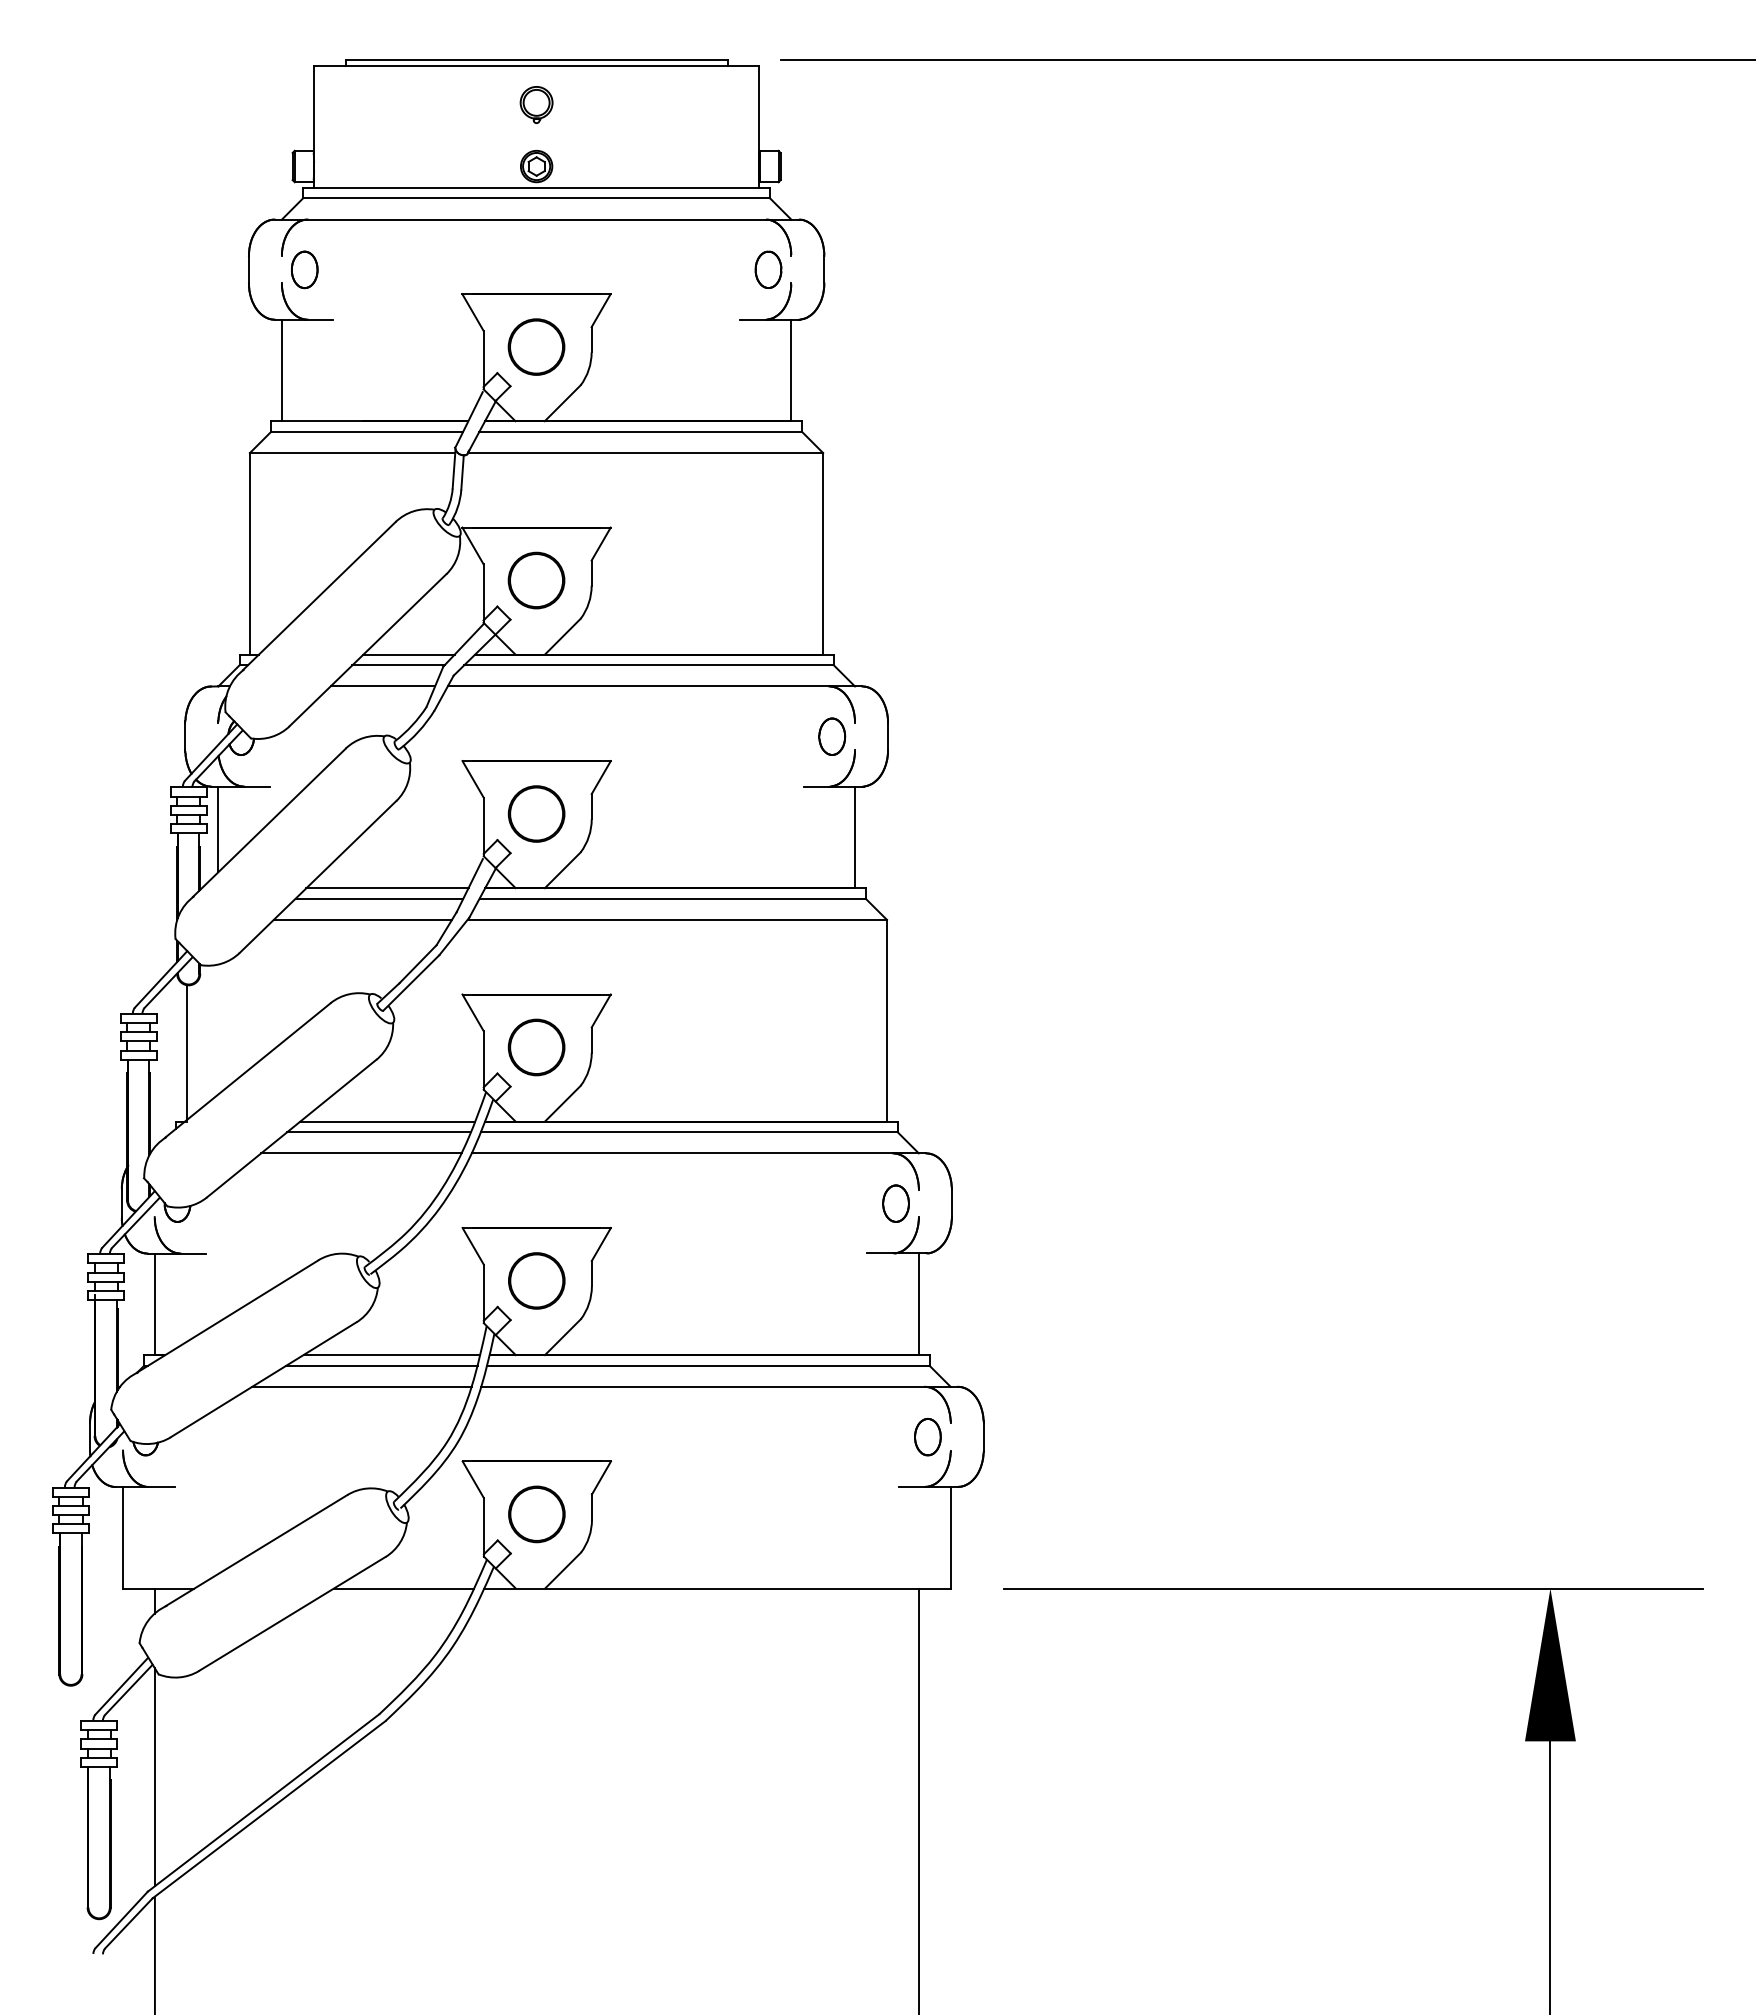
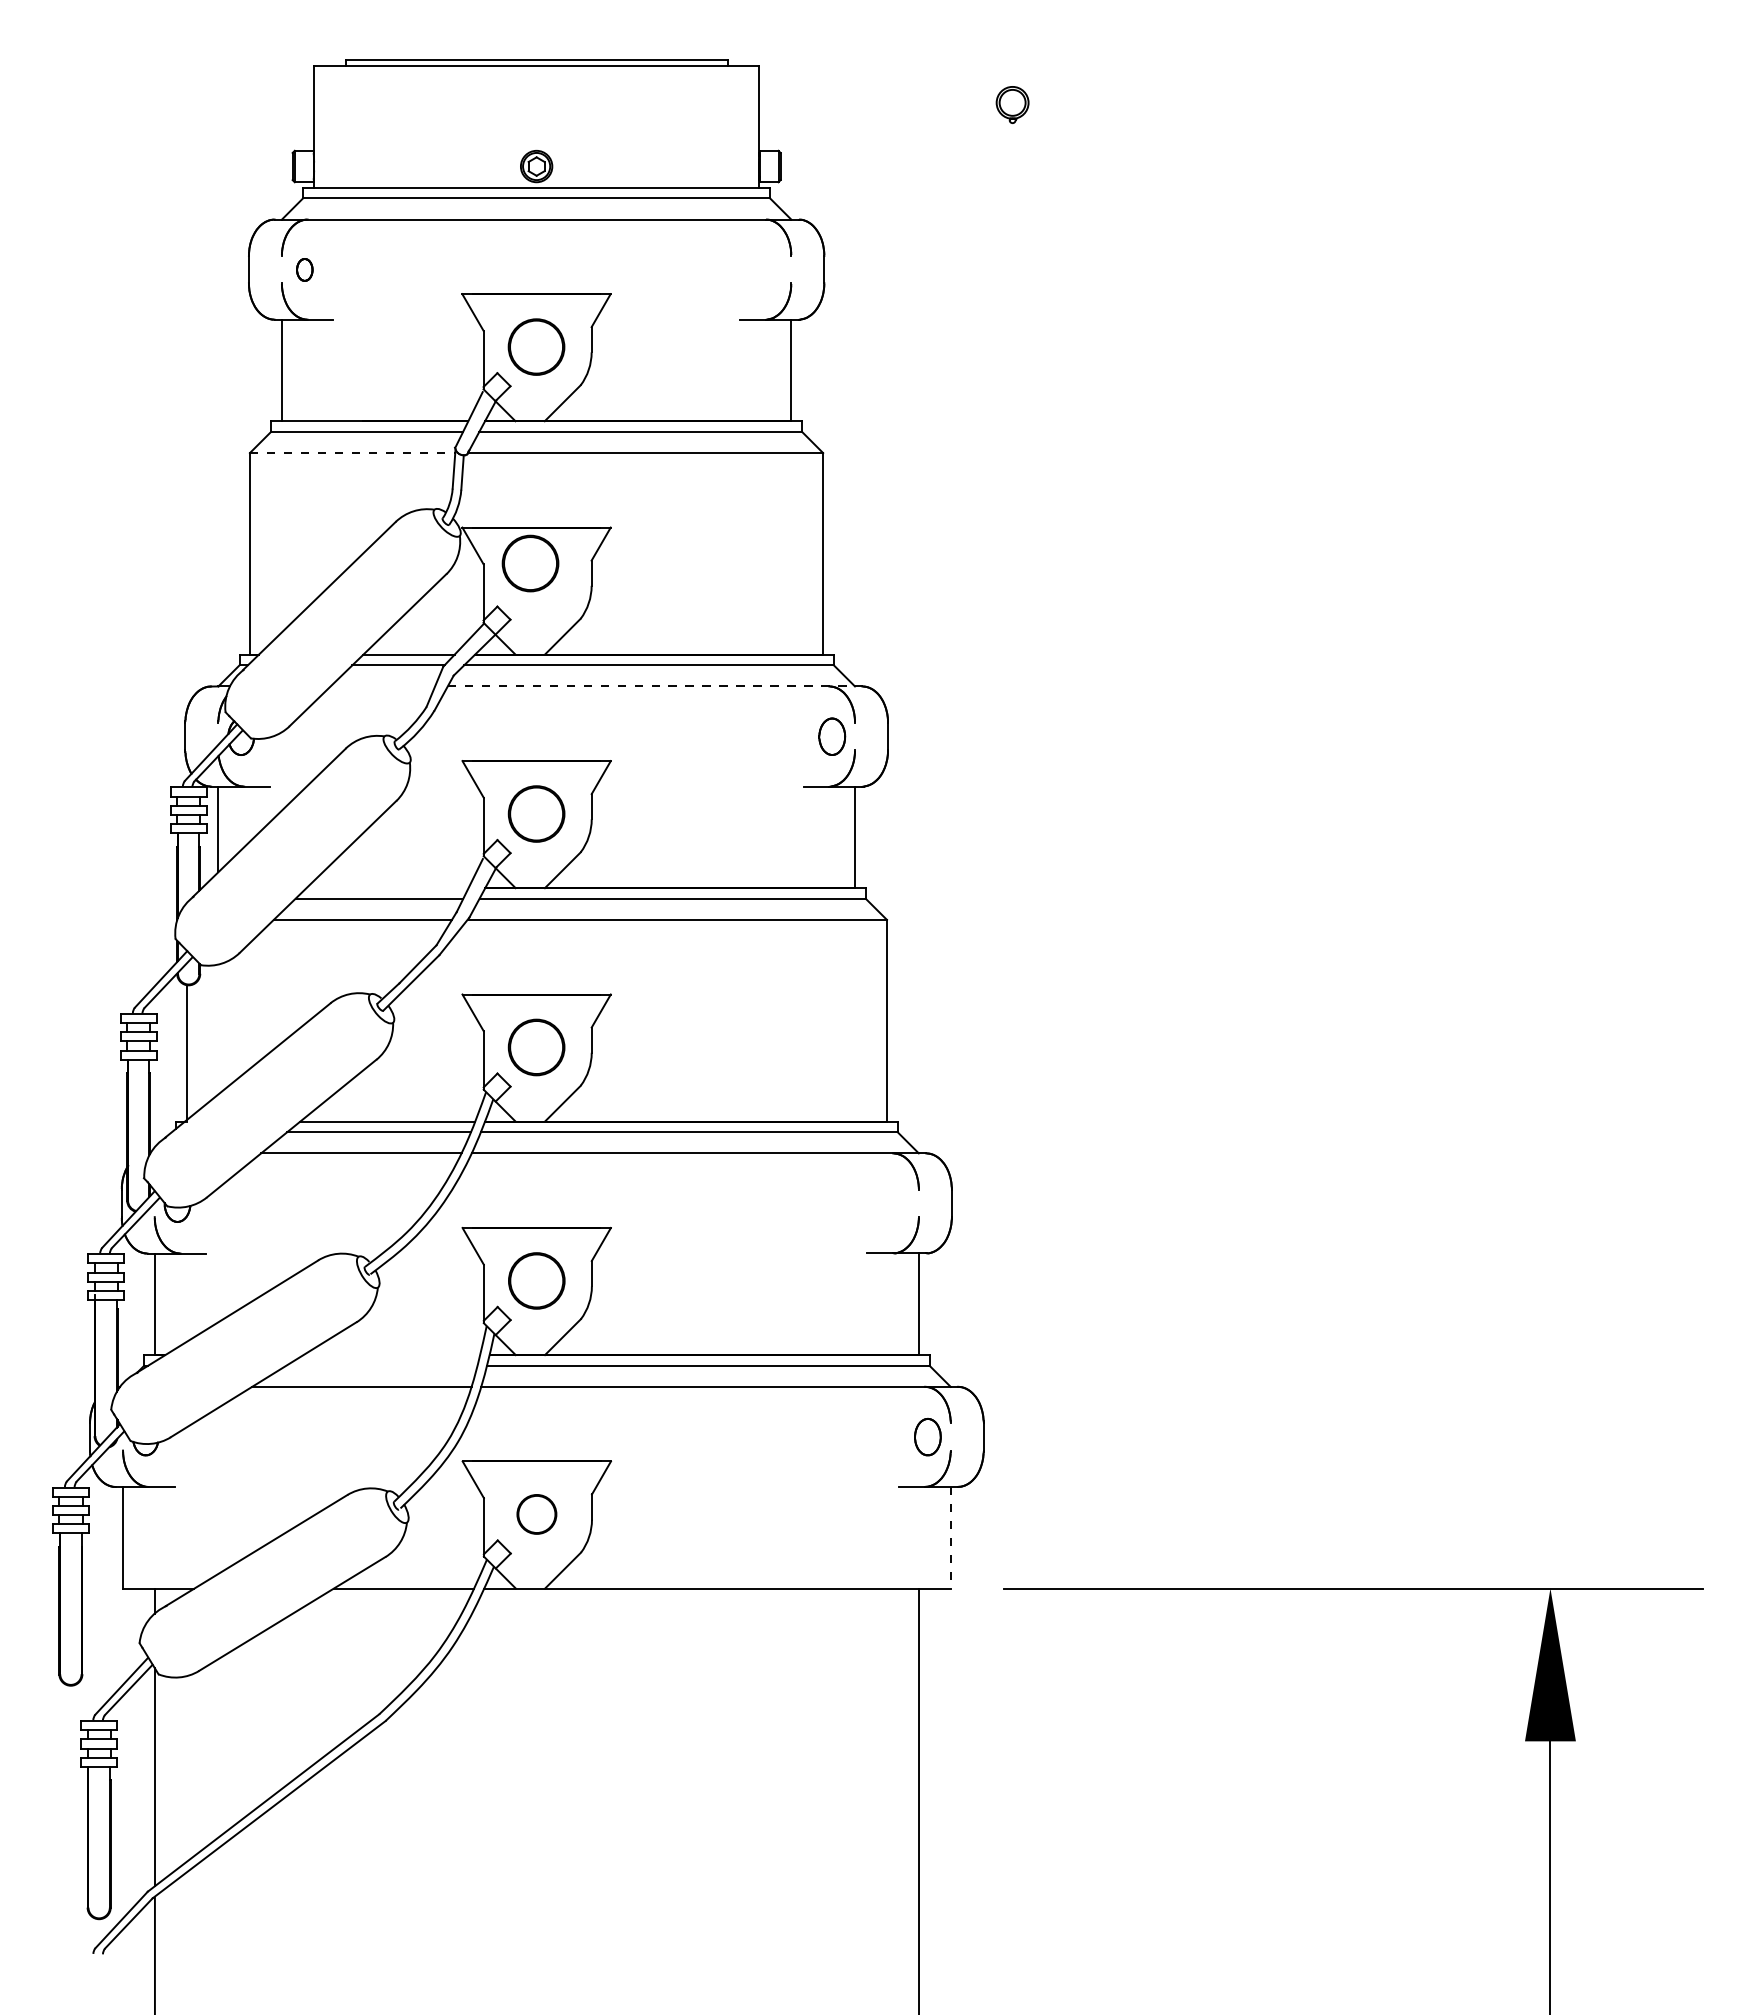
line: present -> none (1266, 60)
part position: (536, 104) -> (1012, 104) (1012, 104)
part size: 28x40 px -> 18x24 px (304, 269)
part: present -> none (768, 269)
line: solid -> dashed (352, 453)
part position: (536, 580) -> (530, 563) (530, 563)
line: present -> none (382, 686)
line: solid -> dashed (651, 686)
line: present -> none (387, 888)
part: present -> none (895, 1203)
line: present -> none (391, 1355)
line: present -> none (381, 1365)
part size: 58x59 px -> 42x41 px (536, 1514)
line: solid -> dashed (950, 1537)
